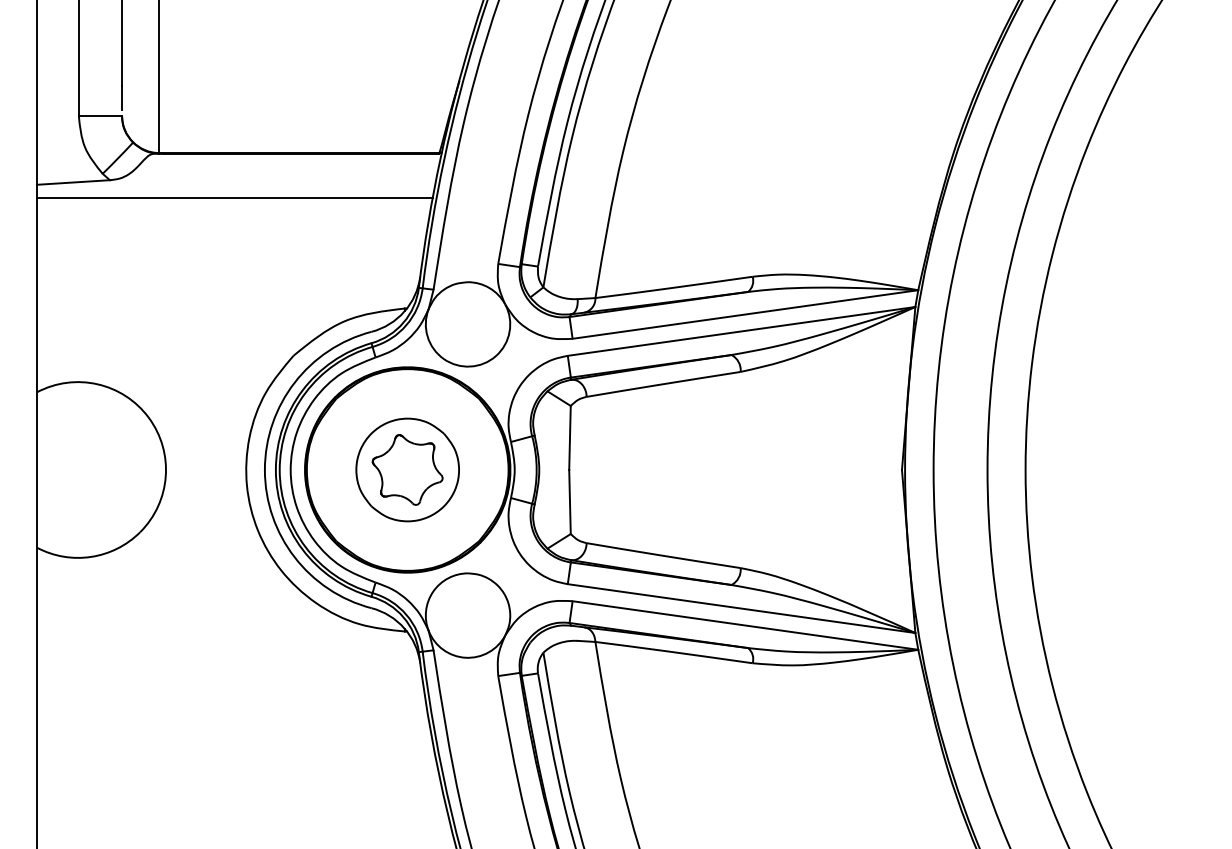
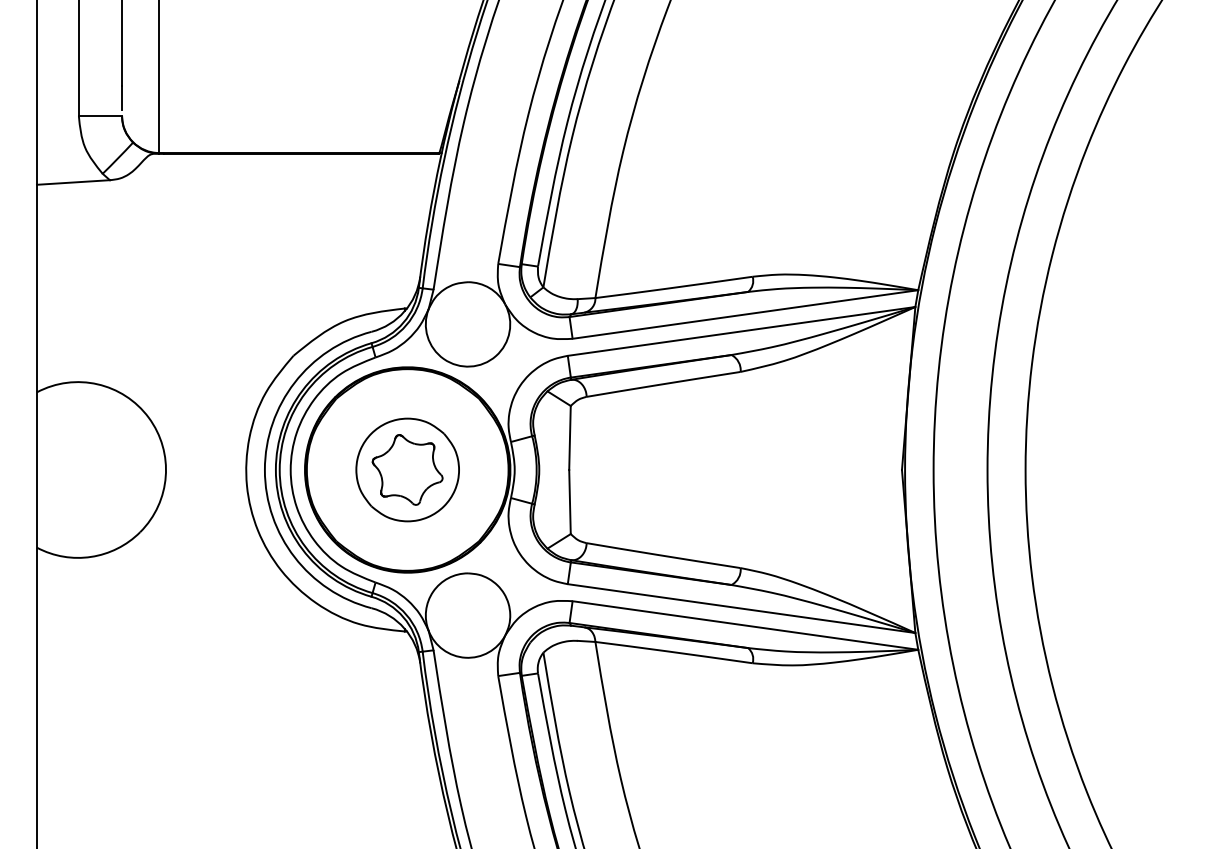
line: present -> none (234, 197)
